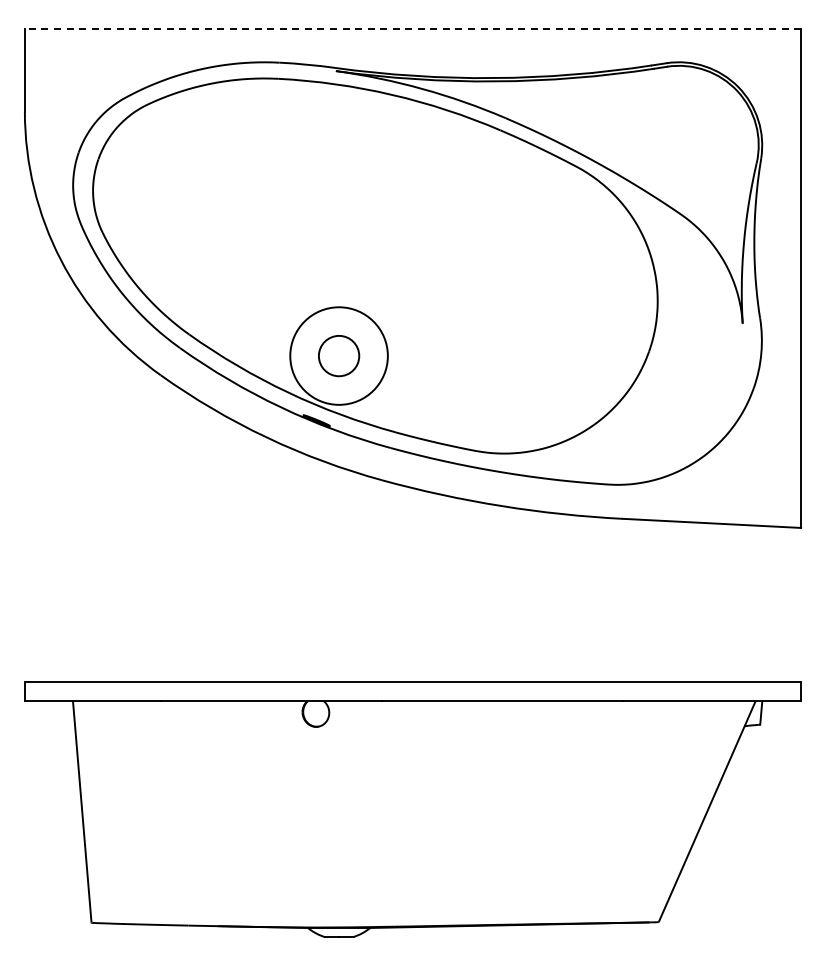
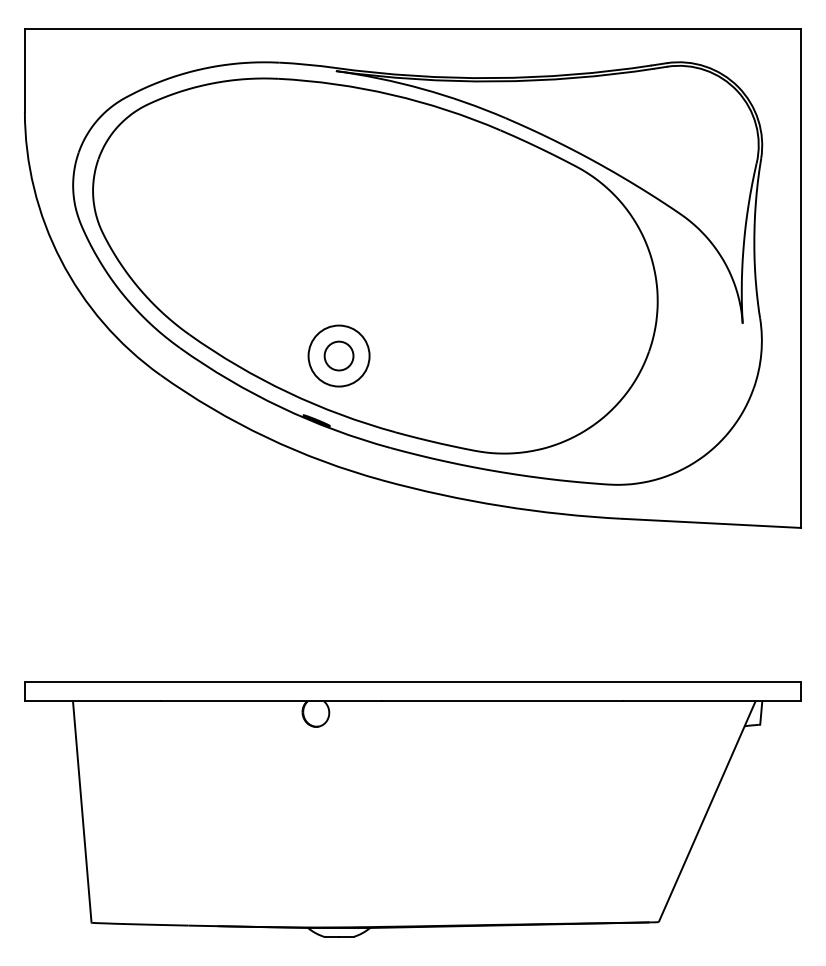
line: dashed -> solid (412, 28)
circle diameter: 40 px -> 29 px (338, 355)
circle diameter: 98 px -> 61 px (338, 355)
